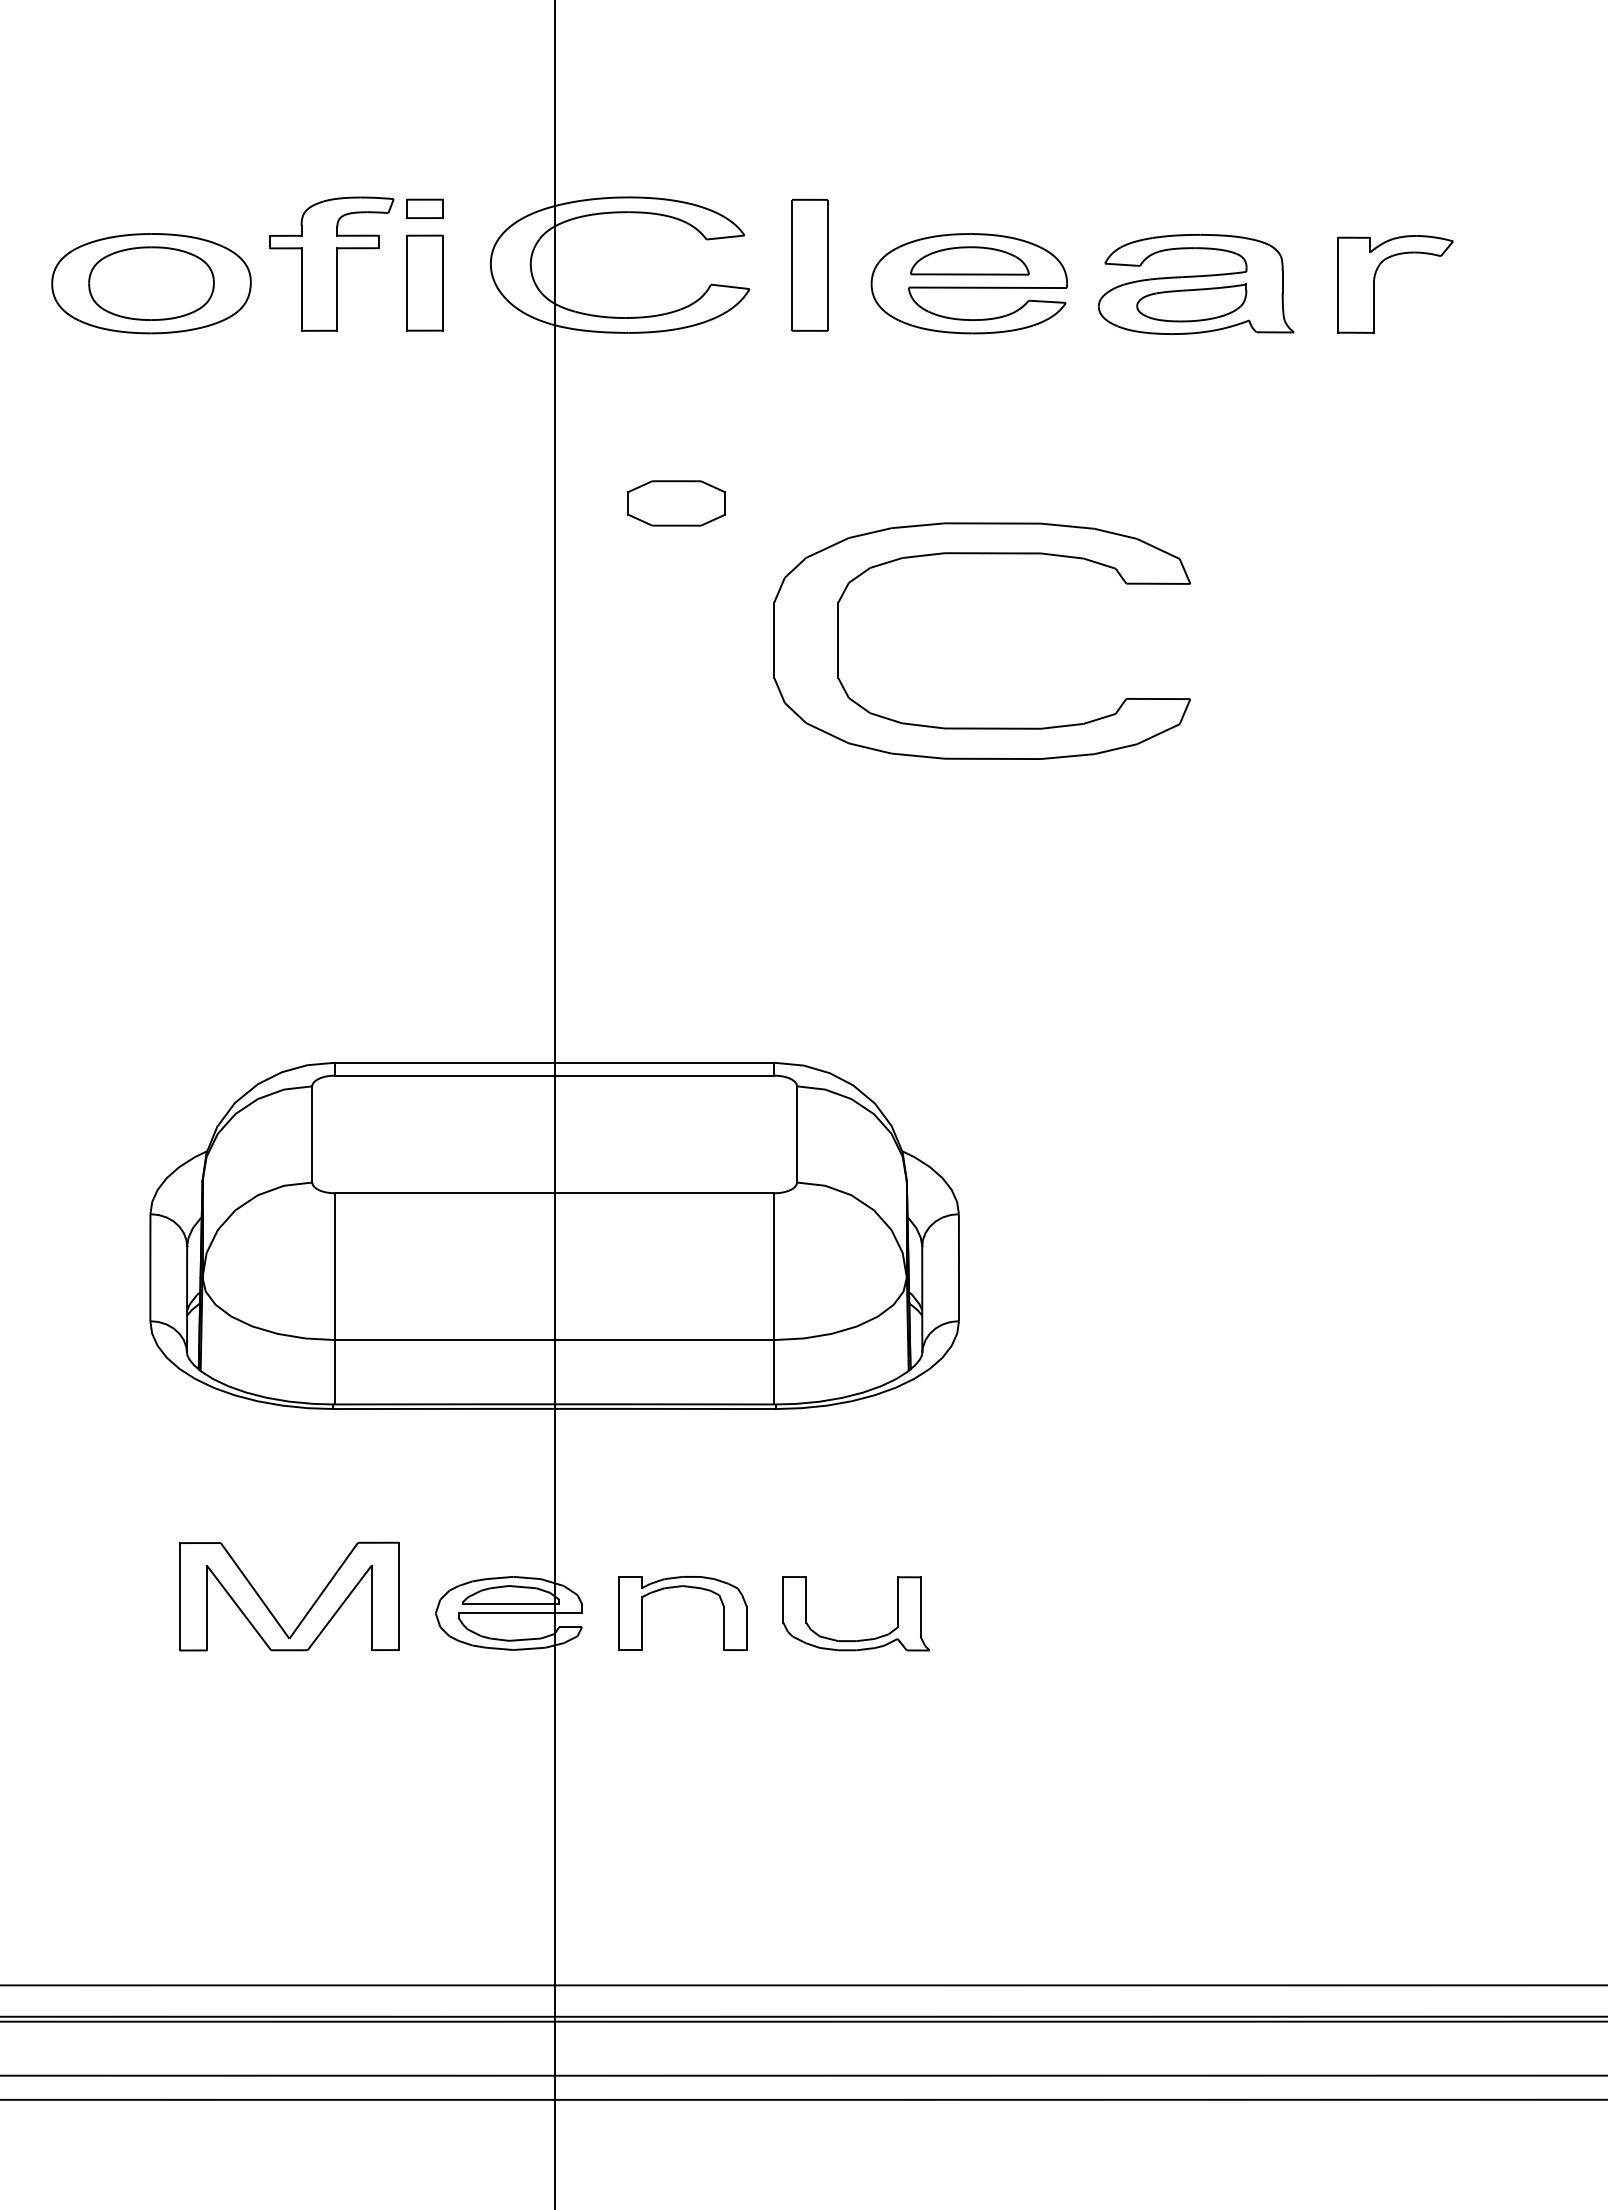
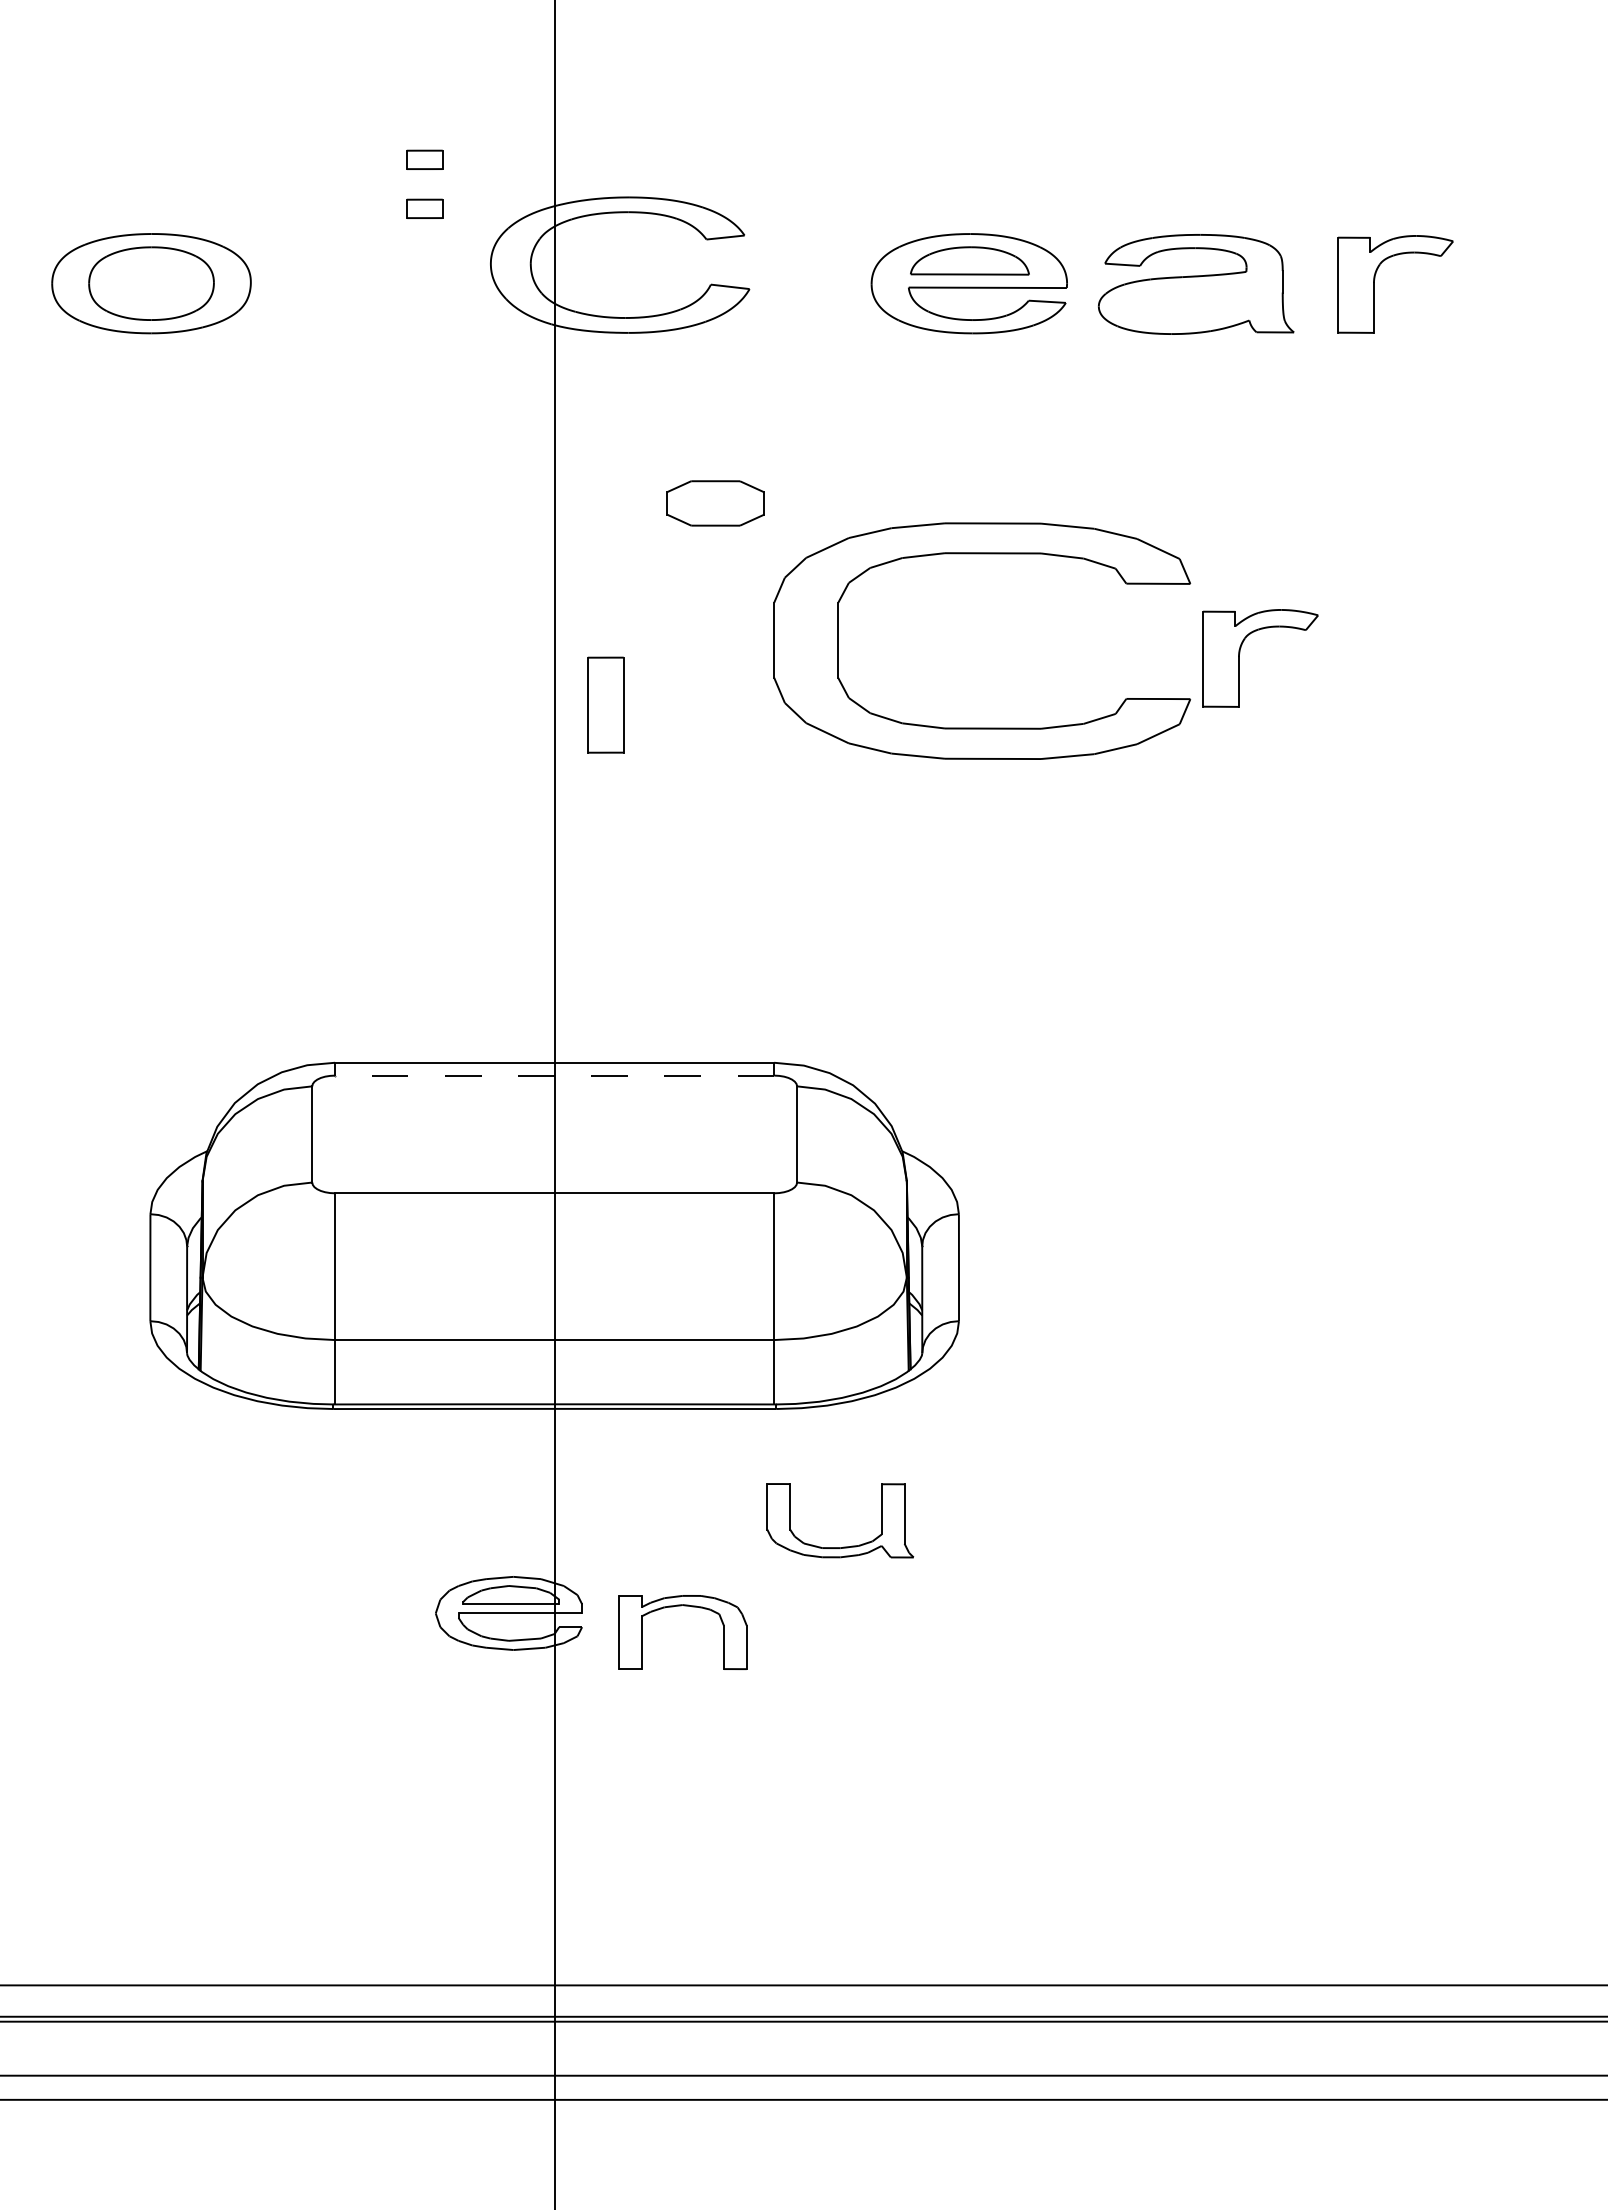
part: none -> present (424, 159)
part: present -> none (331, 263)
part: present -> none (809, 264)
part position: (424, 282) -> (605, 704) (605, 704)
part: present -> none (1191, 302)
part position: (676, 503) -> (715, 503) (715, 503)
part: none -> present (1240, 653)
line: solid -> dashed (554, 1075)
part position: (681, 1587) -> (681, 1606) (681, 1606)
part: present -> none (309, 1608)
part position: (859, 1639) -> (843, 1546) (843, 1546)
